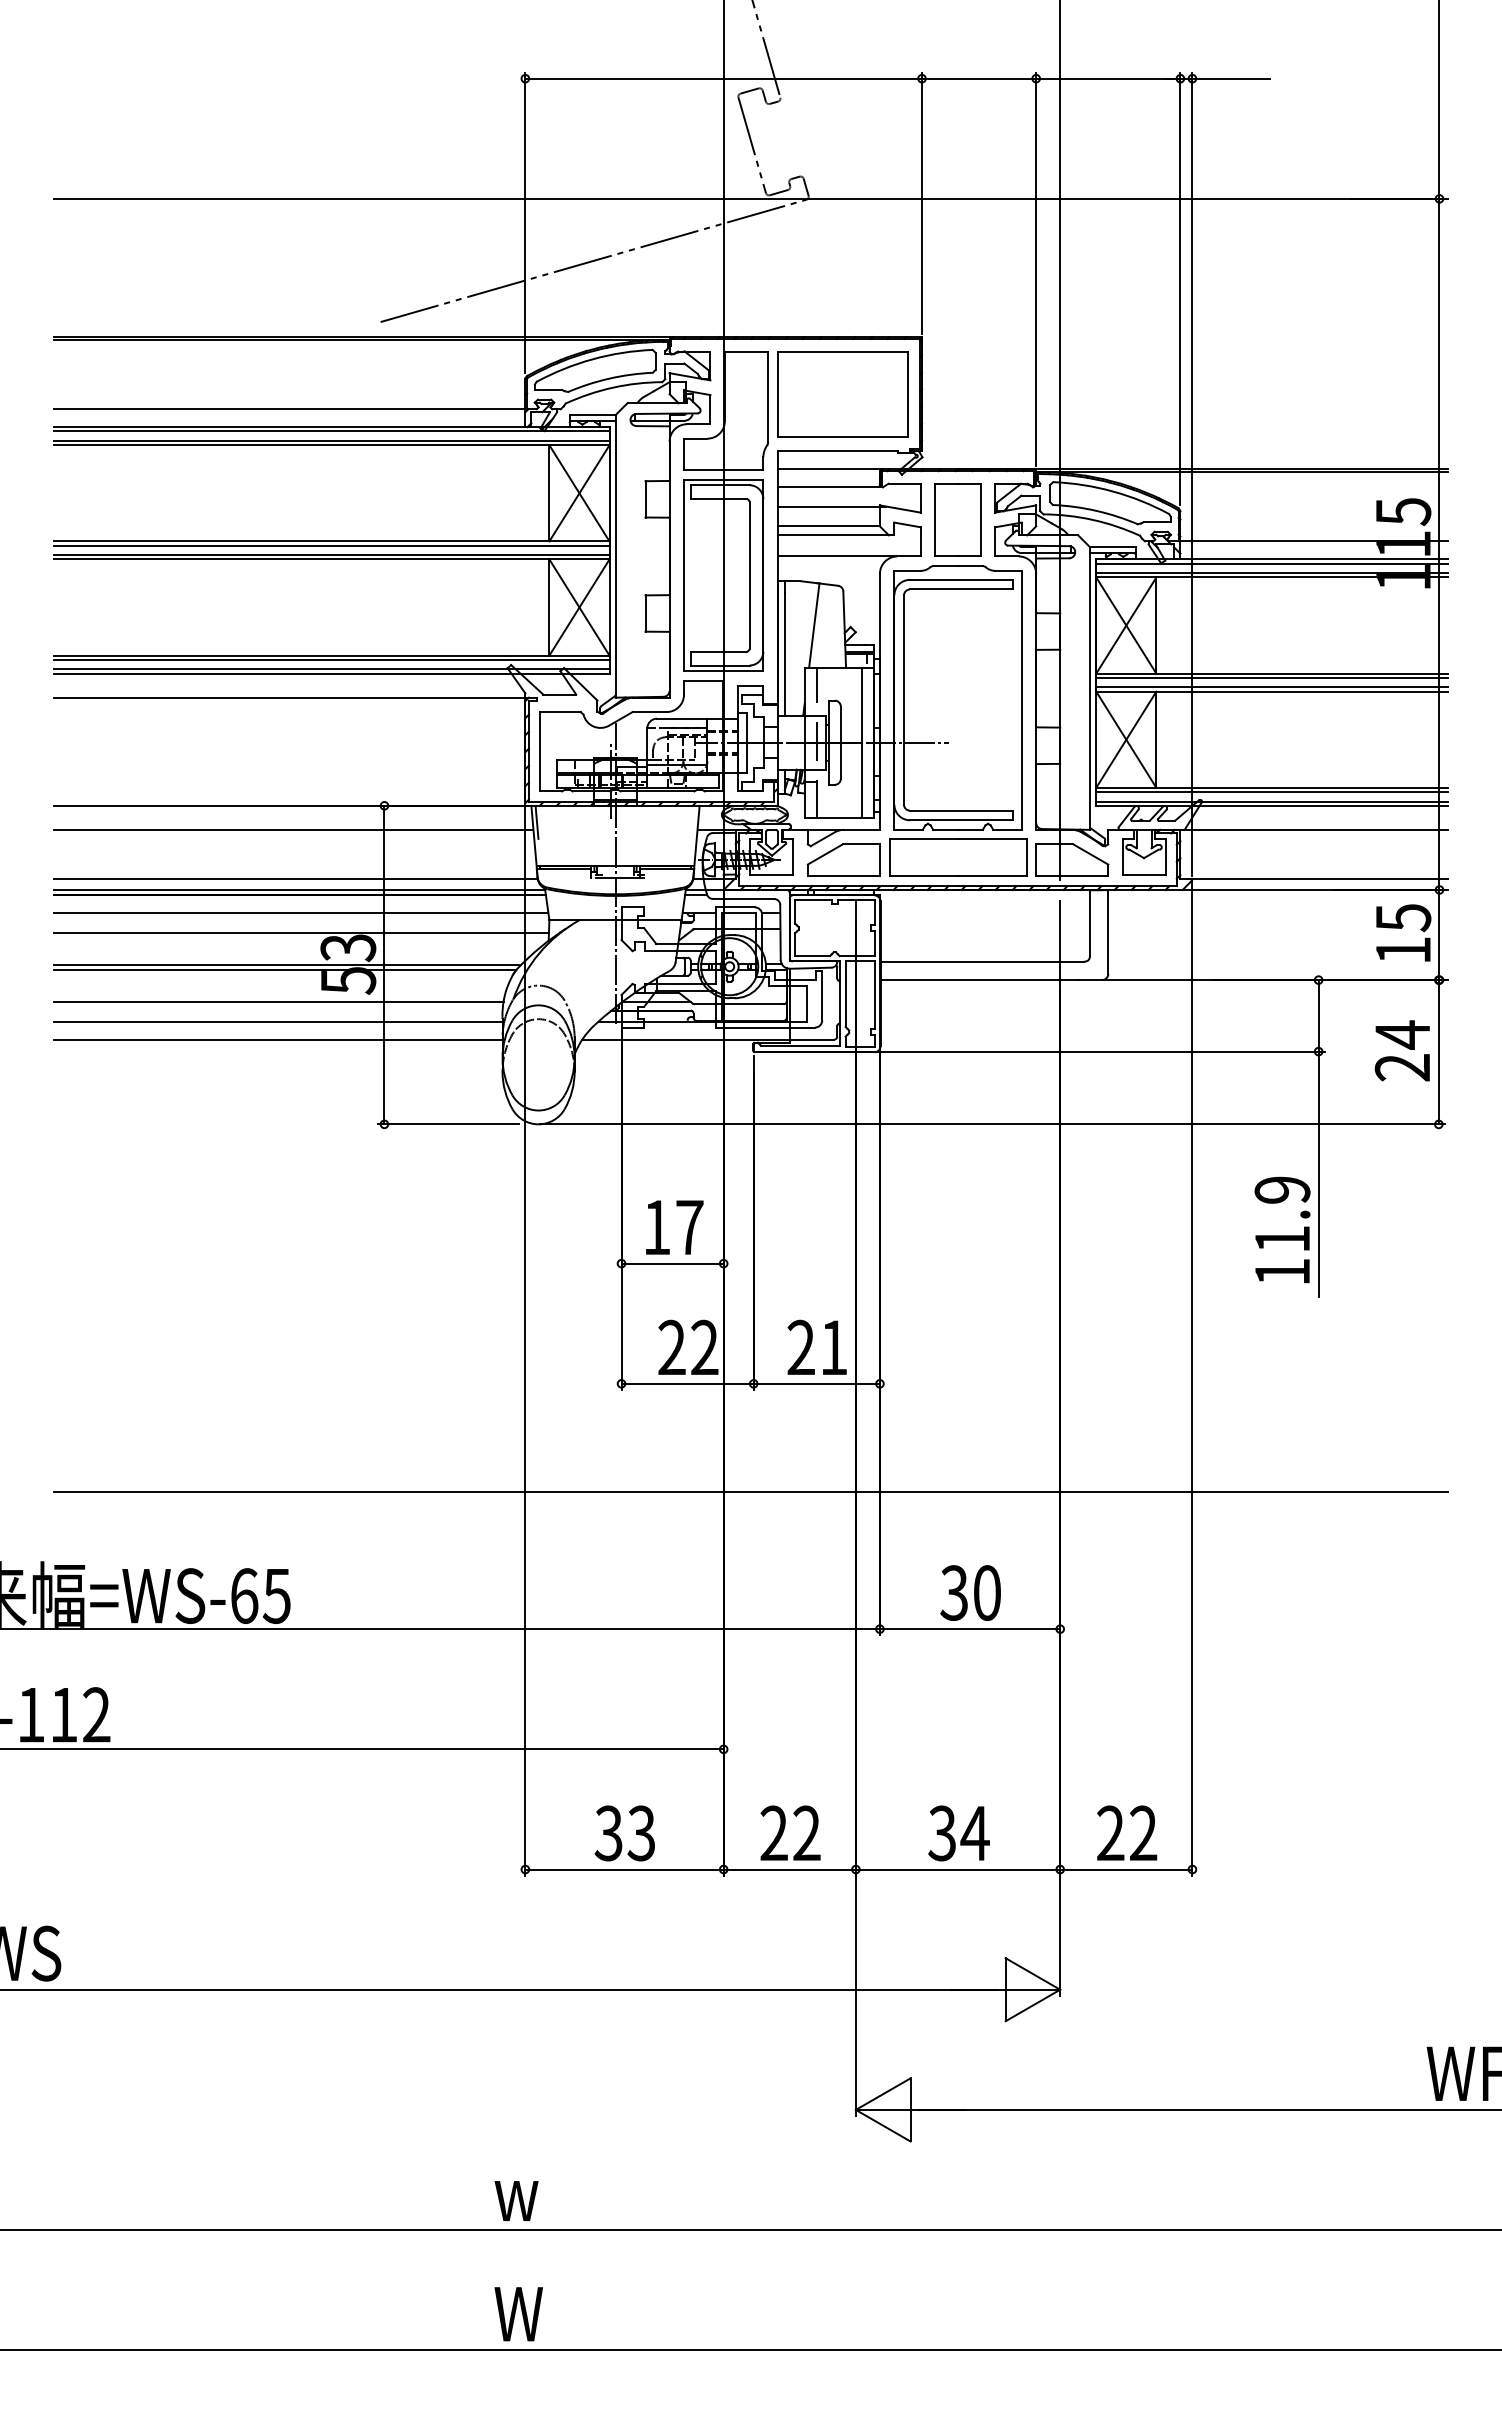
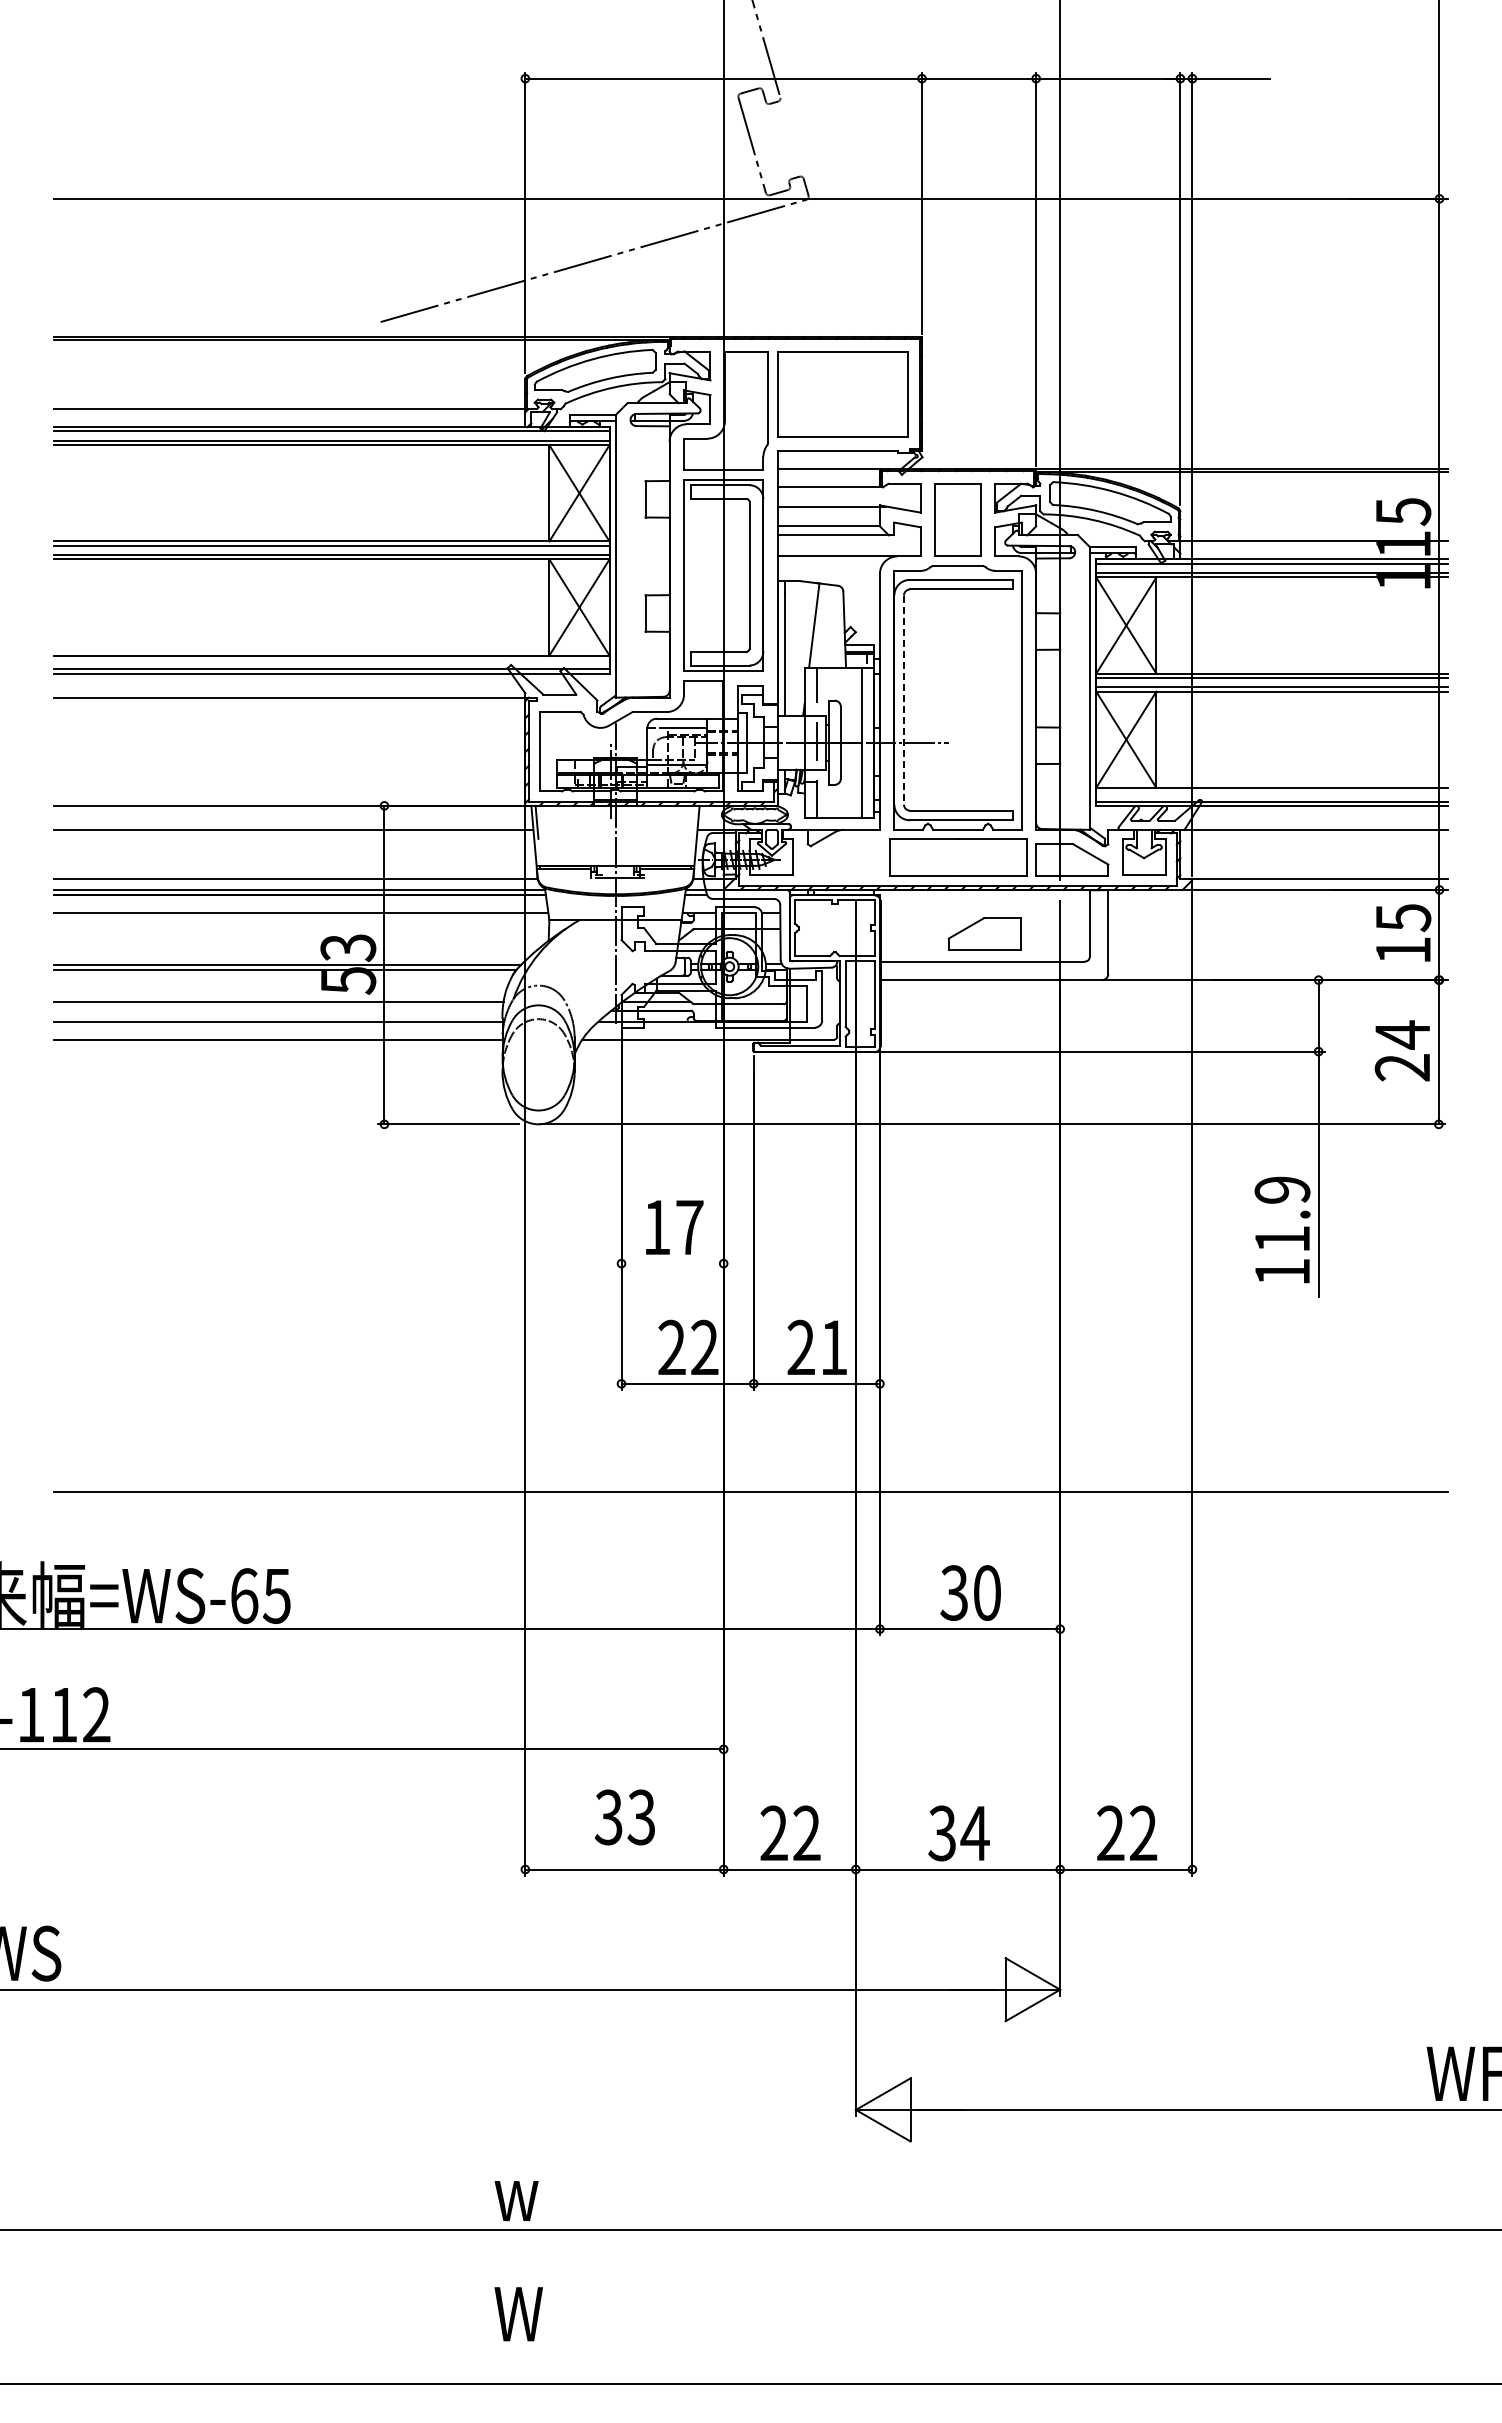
line: present -> none (331, 659)
line: solid -> dashed (903, 700)
line: present -> none (1271, 792)
part position: (843, 859) -> (984, 933) (984, 933)
line: present -> none (301, 932)
line: present -> none (672, 1263)
text position: (624, 1833) -> (624, 1817) (624, 1817)
line position: (750, 2350) -> (750, 2384) (750, 2384)
